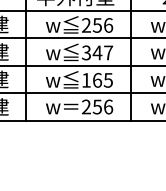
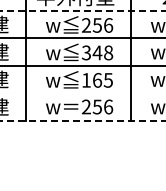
line: solid -> dashed (83, 10)
text: 347 -> 348 (108, 52)
line: present -> none (82, 93)
line: solid -> dashed (83, 120)
